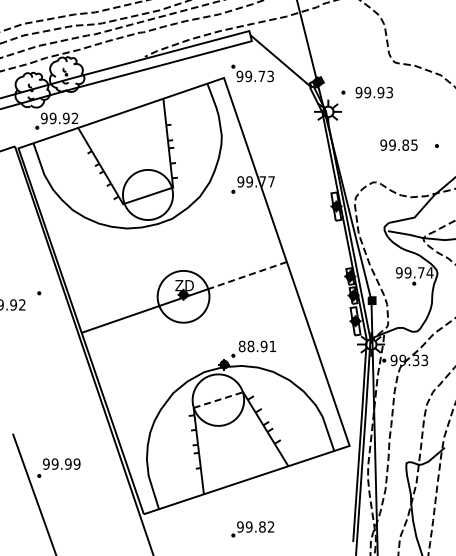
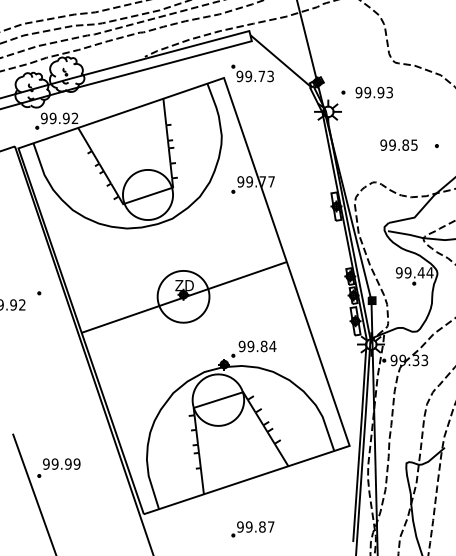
text: 99.74 -> 99.44 (420, 272)
line: dashed -> solid (247, 275)
text: 88.91 -> 99.84 (257, 346)
line: dashed -> solid (218, 400)
text: 99.82 -> 99.87 (271, 526)
